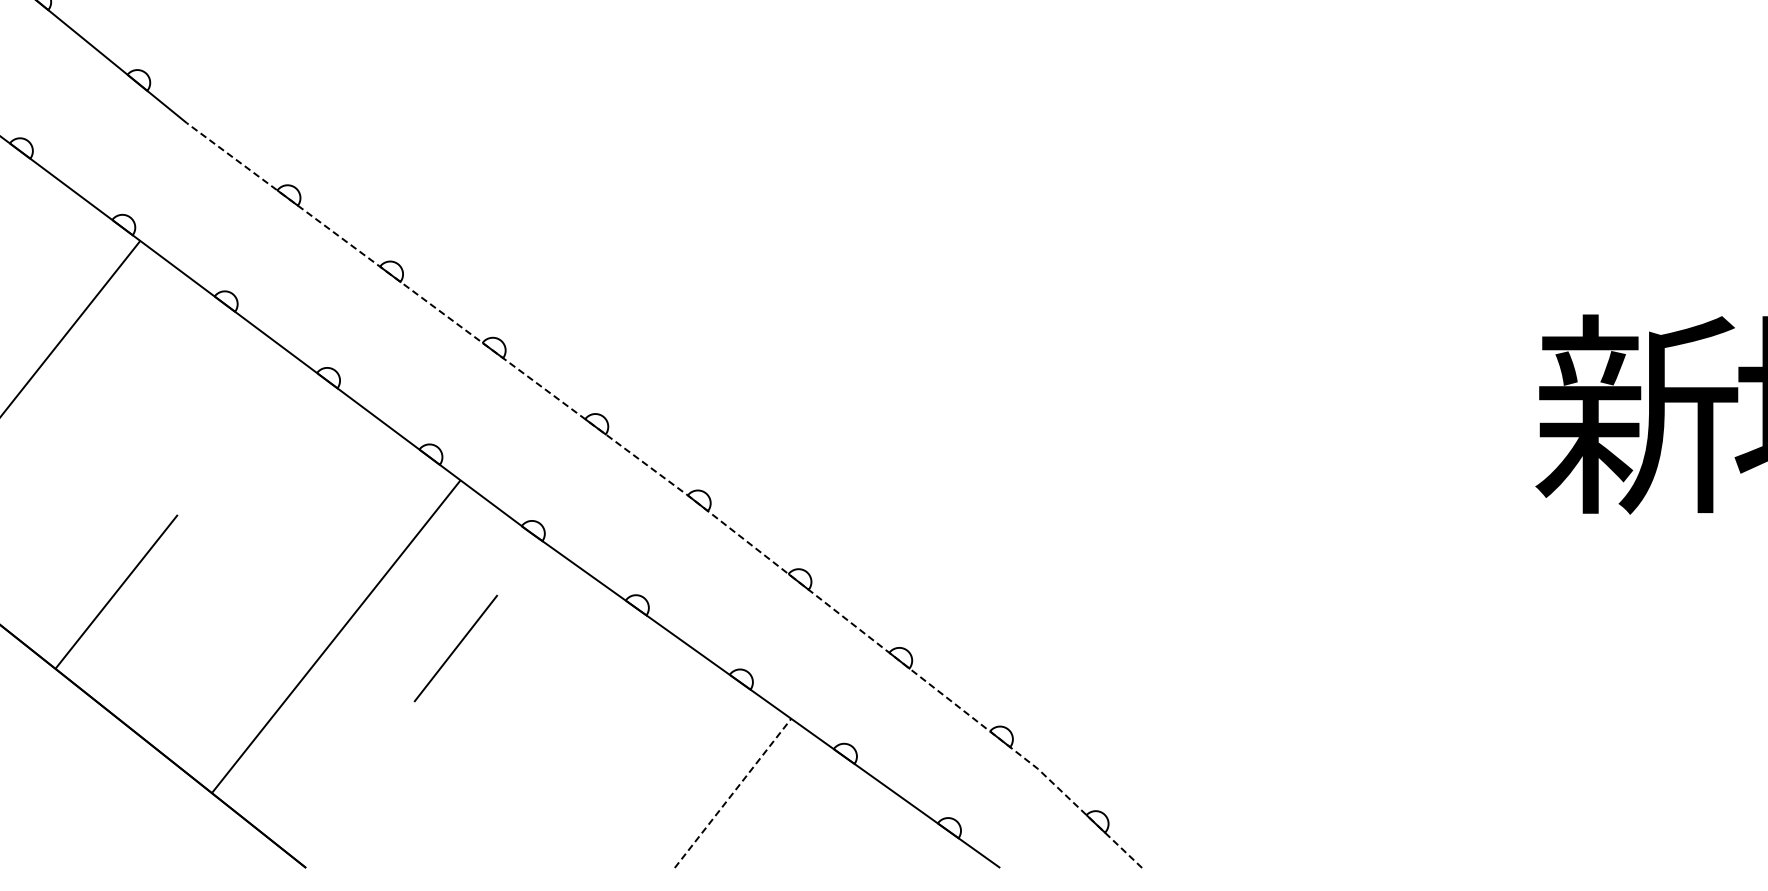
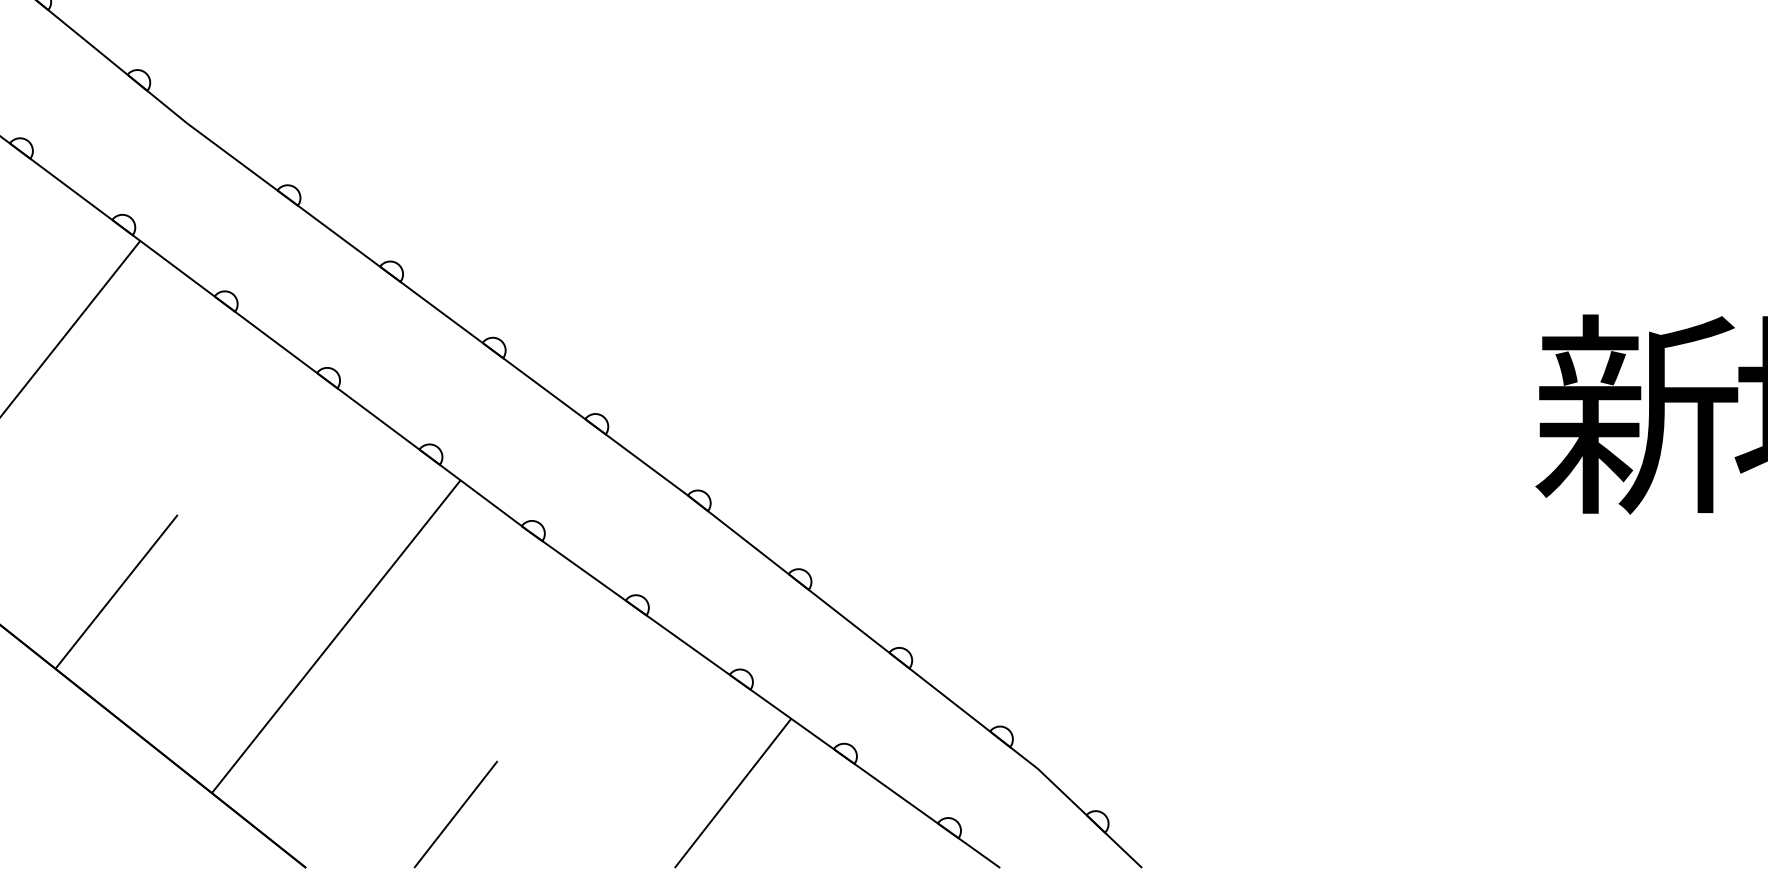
line: dashed -> solid (674, 485)
line position: (455, 648) -> (455, 814) (455, 814)
line: dashed -> solid (733, 793)
